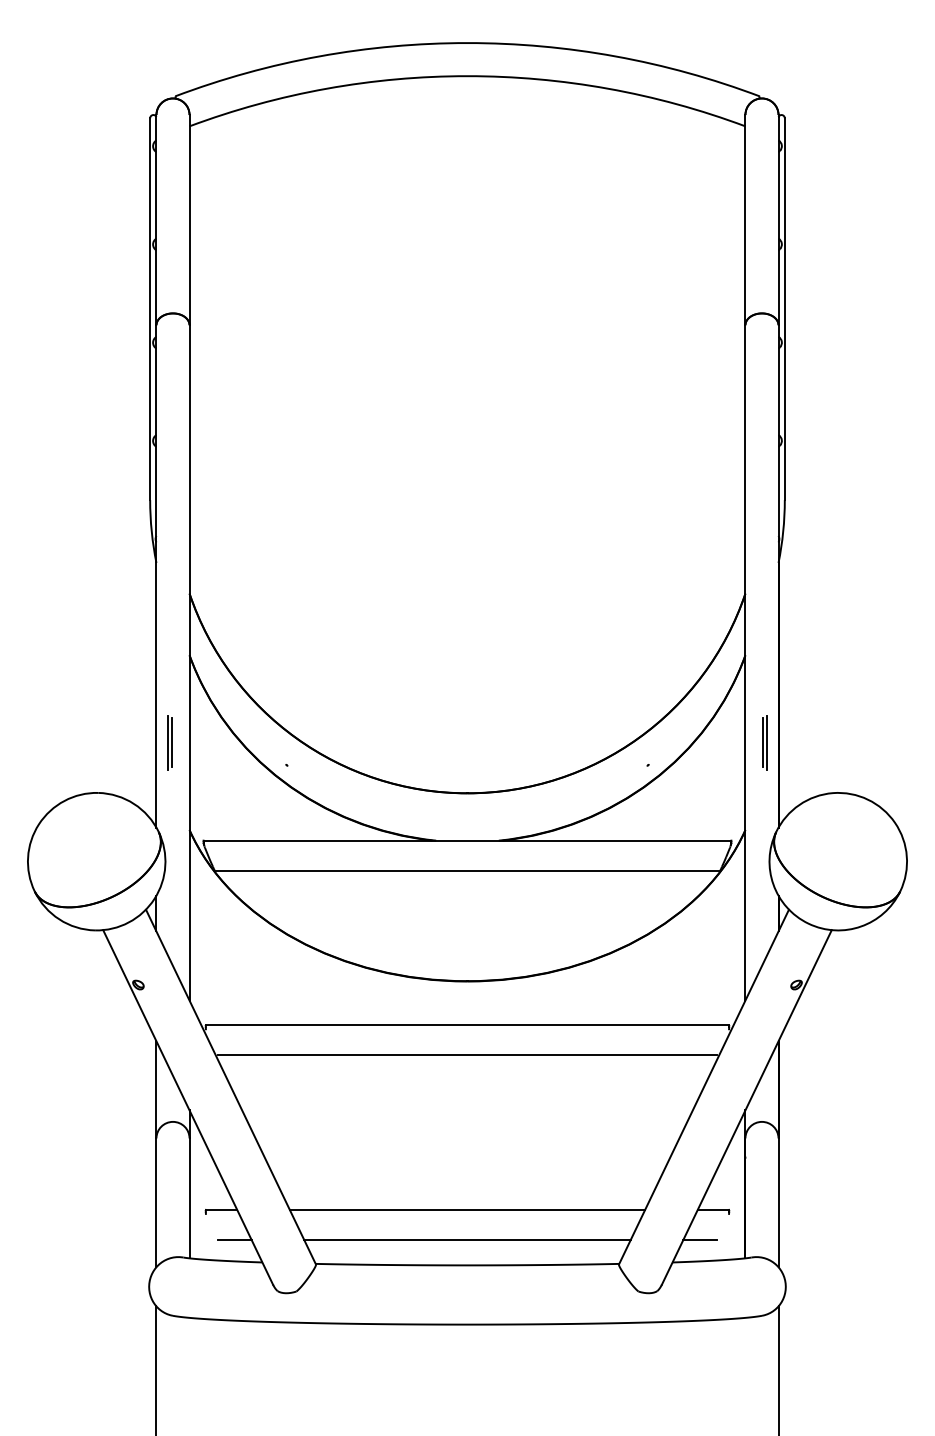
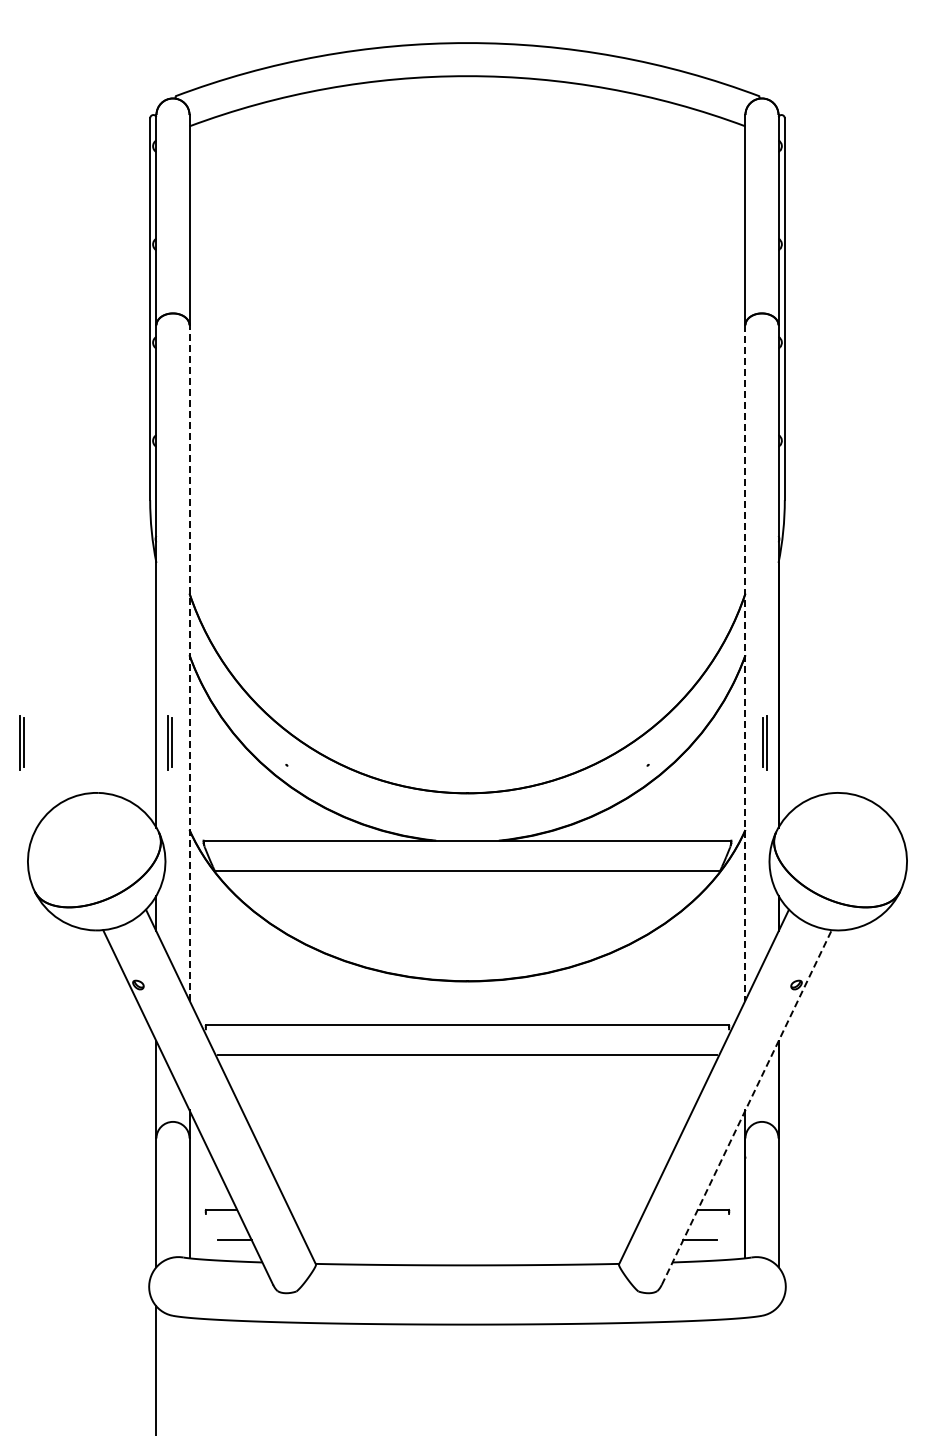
line: solid -> dashed (189, 662)
line: solid -> dashed (745, 662)
part: none -> present (21, 742)
line: solid -> dashed (746, 1107)
line: present -> none (467, 1210)
line: present -> none (467, 1240)
line: present -> none (778, 1369)
